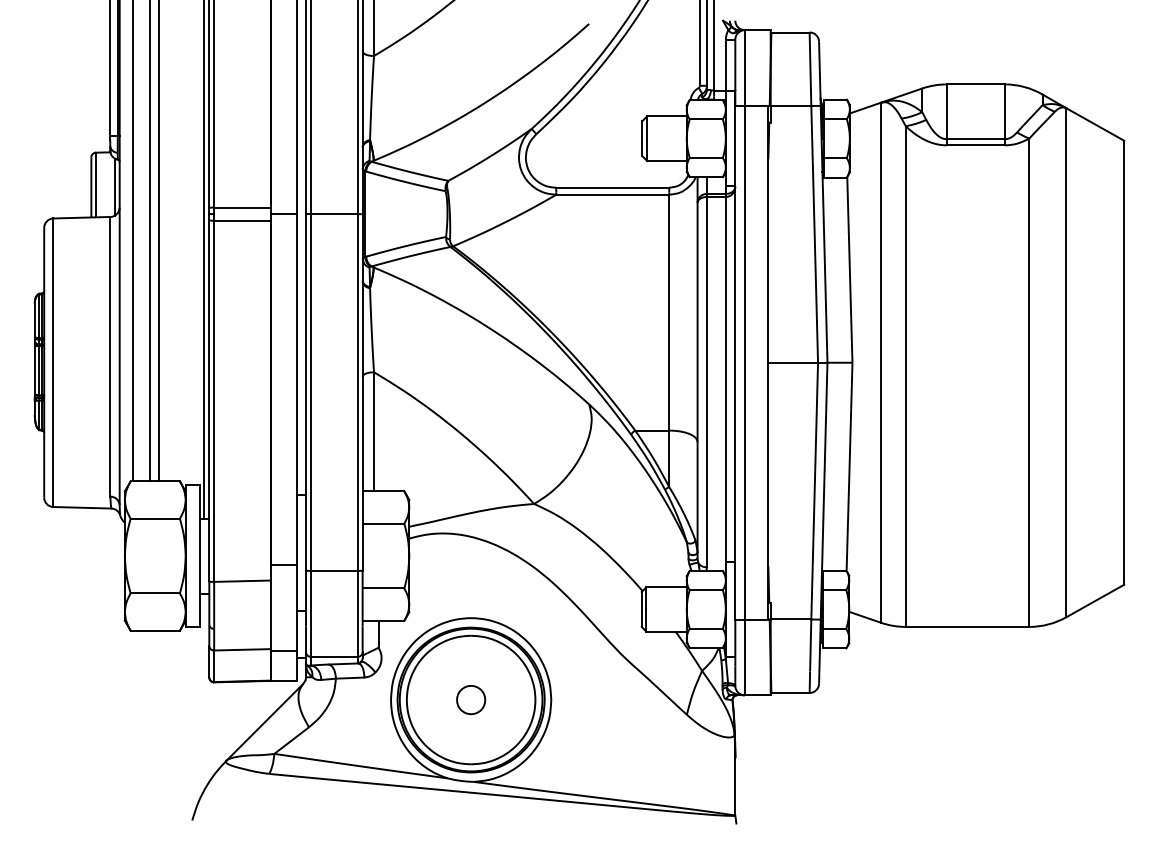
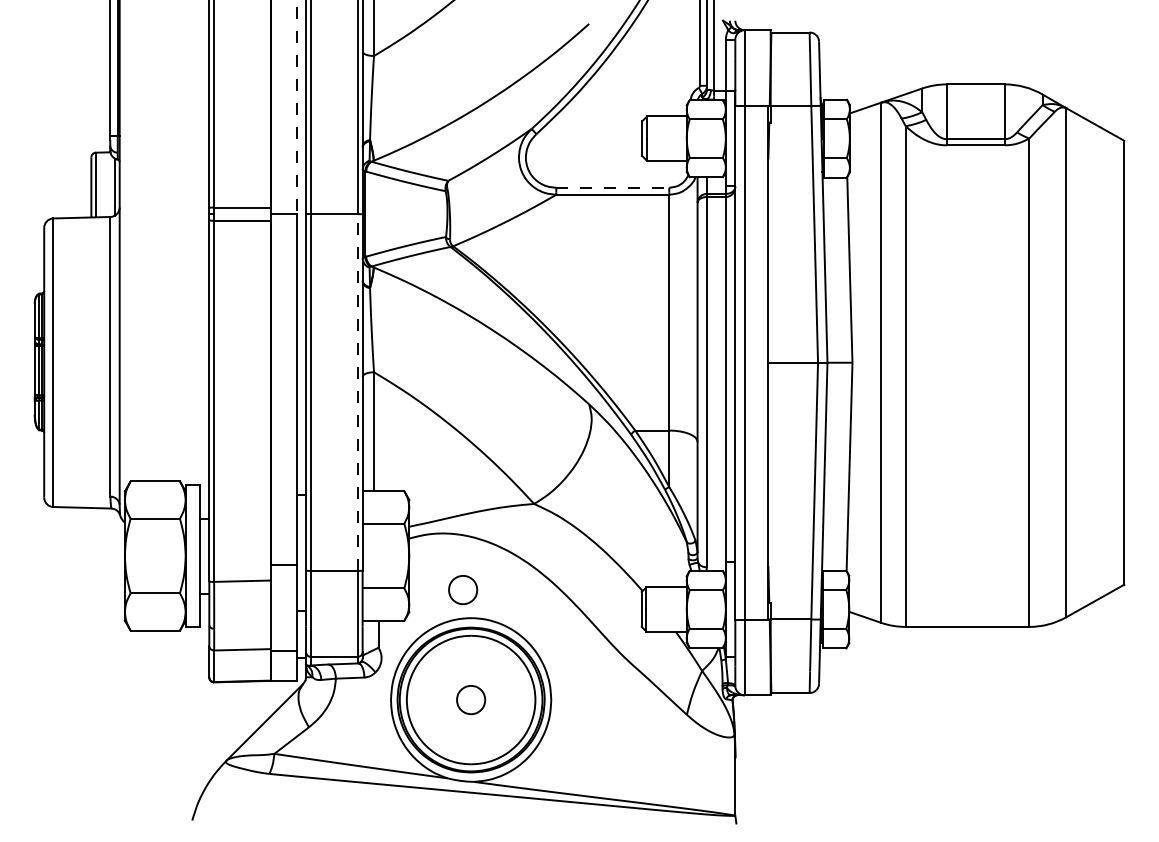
line: solid -> dashed (296, 107)
line: solid -> dashed (613, 187)
line: present -> none (133, 241)
line: present -> none (150, 241)
line: present -> none (158, 241)
line: present -> none (204, 260)
line: solid -> dashed (357, 392)
part: none -> present (463, 590)
